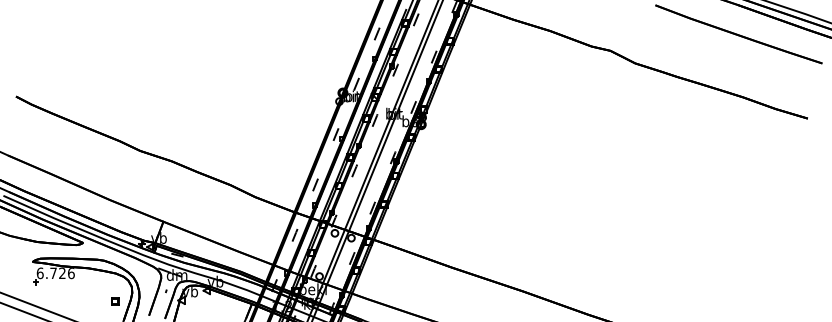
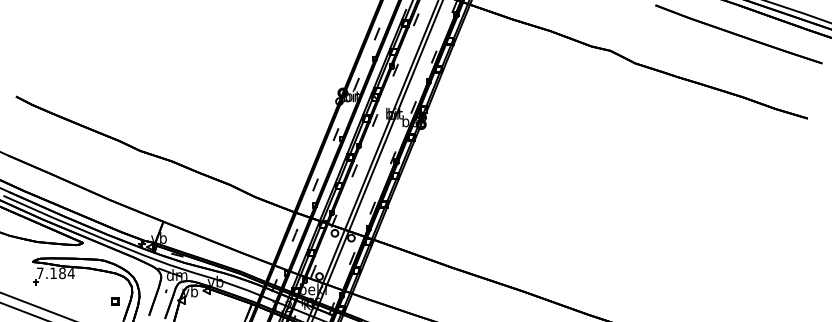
text: 6.726 -> 7.184 (55, 273)
